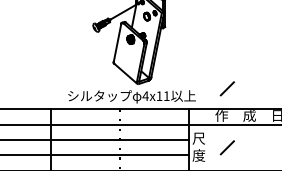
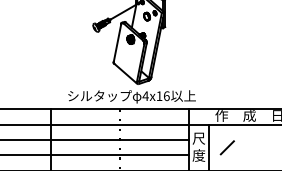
line: present -> none (226, 88)
text: 4x11 -> 4x16 (166, 96)
line: none -> present (208, 145)
